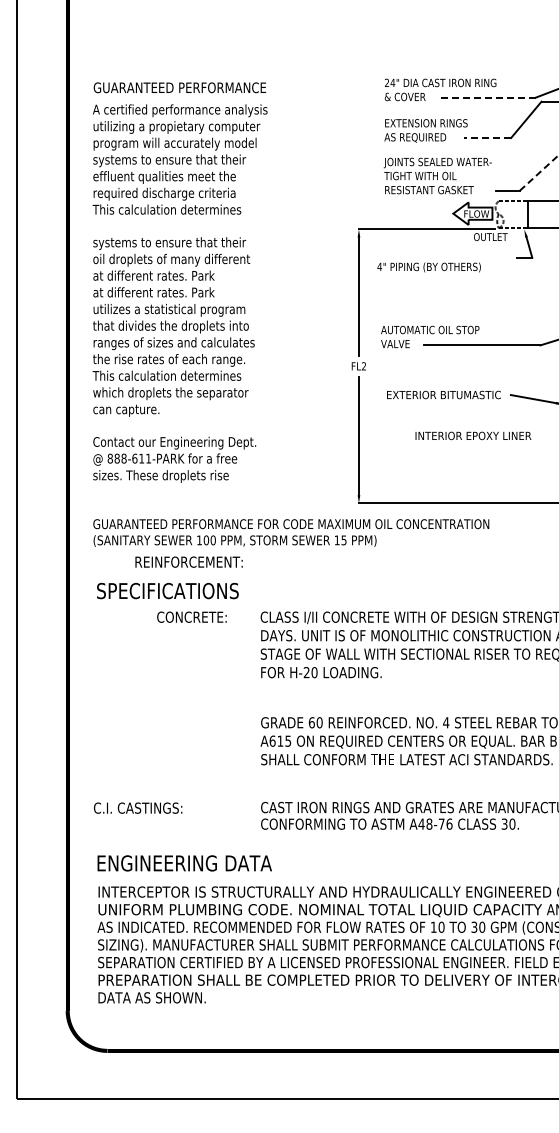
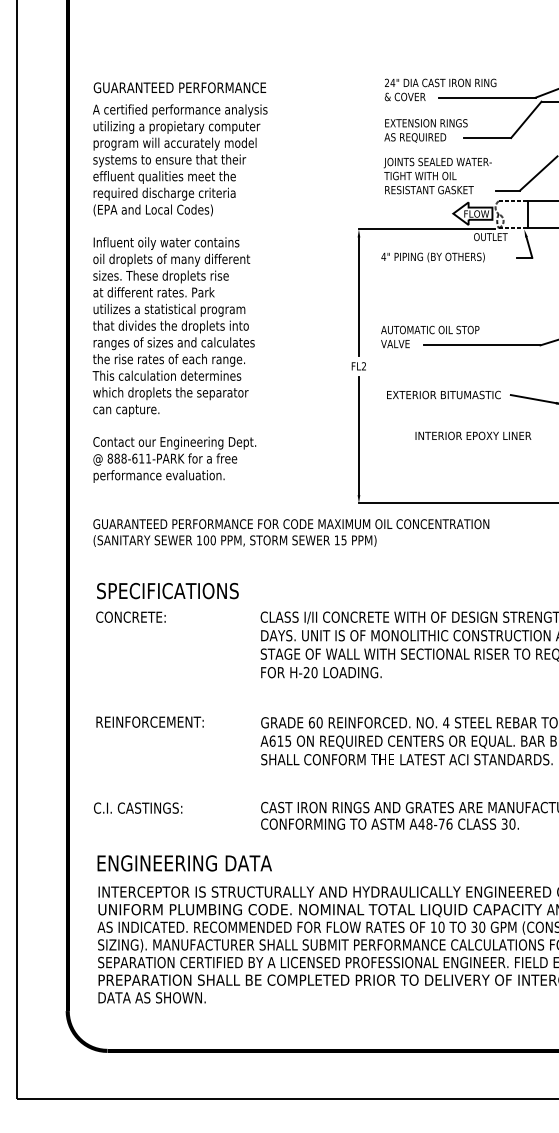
line: dashed -> solid (486, 97)
line: dashed -> solid (487, 138)
line: dashed -> solid (538, 173)
text: This calculation determines -> (EPA and Local Codes) (166, 210)
text: systems to ensure that their -> Influent oily water contains (169, 243)
text position: (428, 267) -> (432, 257) (432, 257)
text: at different rates. Park -> sizes. These droplets rise (160, 276)
text: sizes. These droplets rise -> performance evaluation. (160, 476)
text position: (188, 561) -> (149, 721) (149, 721)
text position: (191, 616) -> (130, 616) (130, 616)
